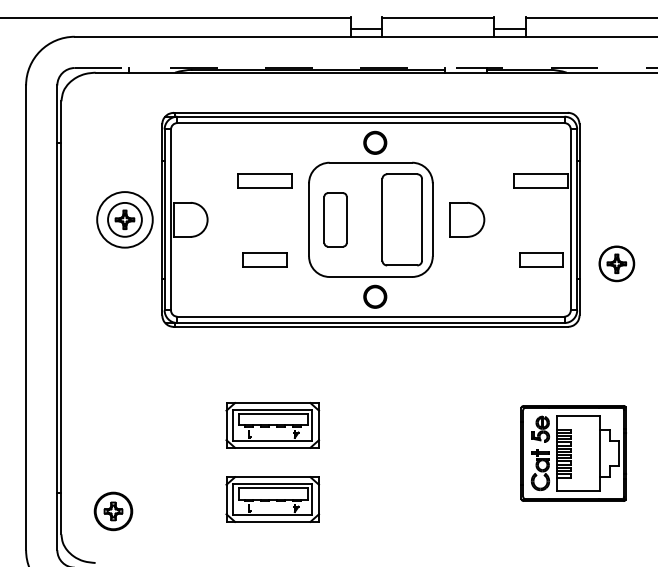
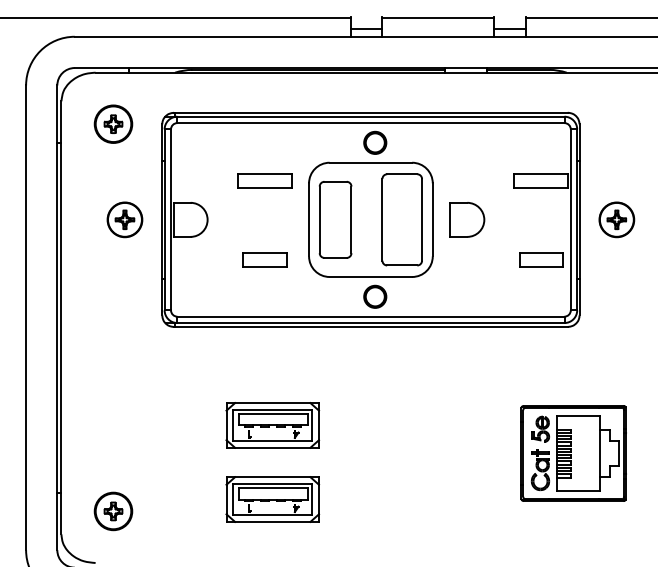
line: dashed -> solid (366, 68)
part: none -> present (113, 123)
circle diameter: 56 px -> 35 px (124, 219)
part size: 25x56 px -> 35x78 px (335, 219)
part position: (616, 263) -> (616, 219) (616, 219)
